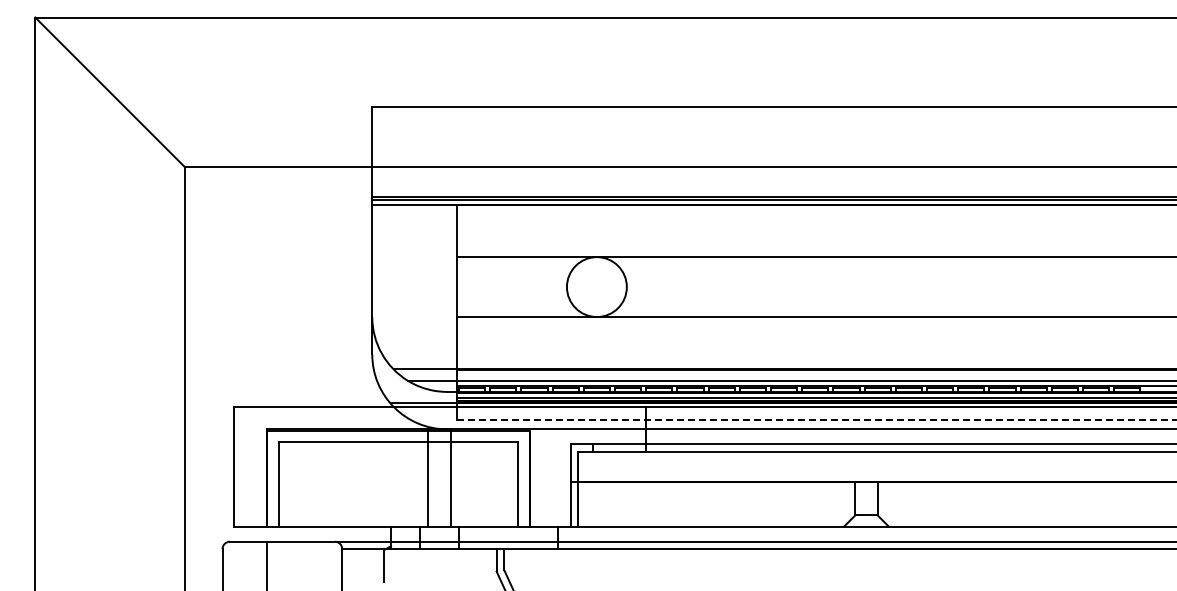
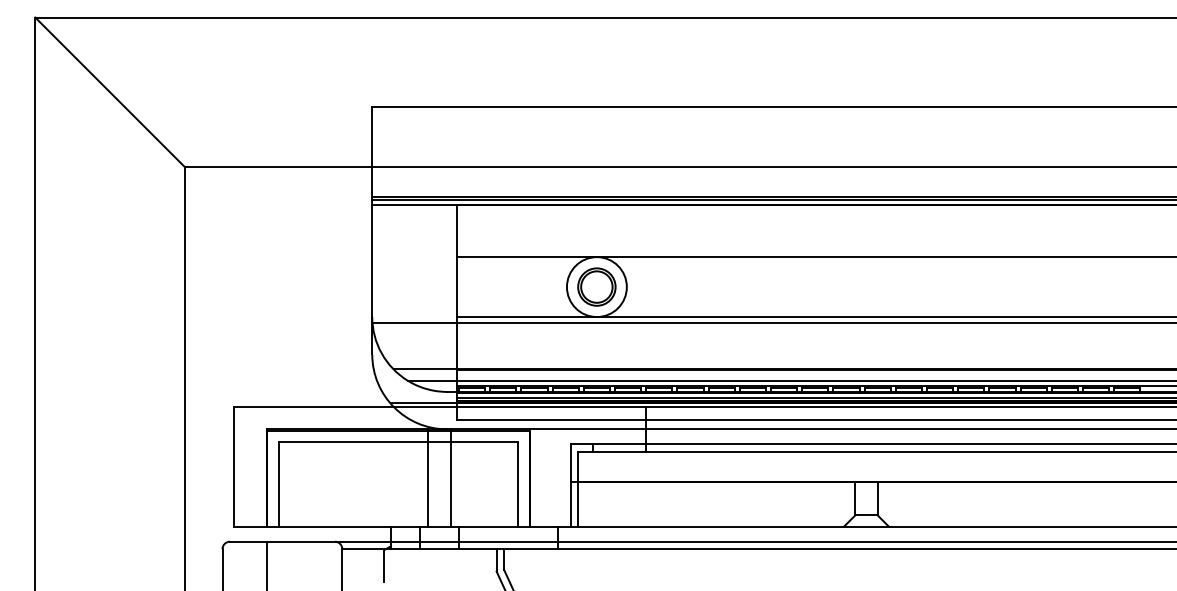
part: none -> present (596, 286)
line: none -> present (772, 322)
line: dashed -> solid (816, 420)
